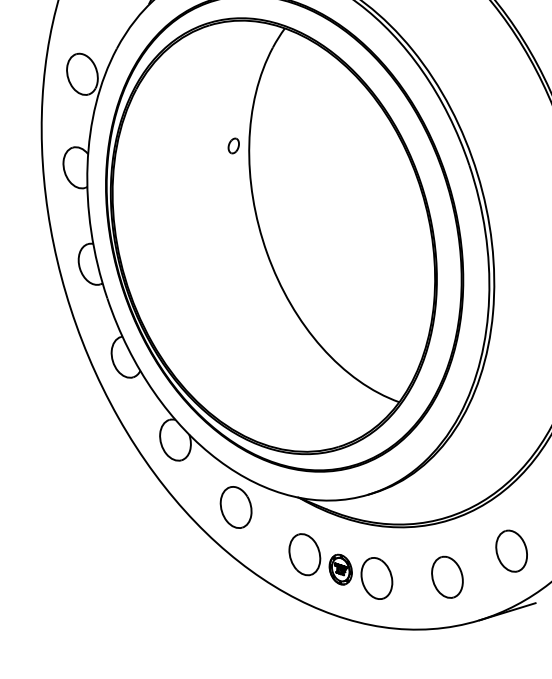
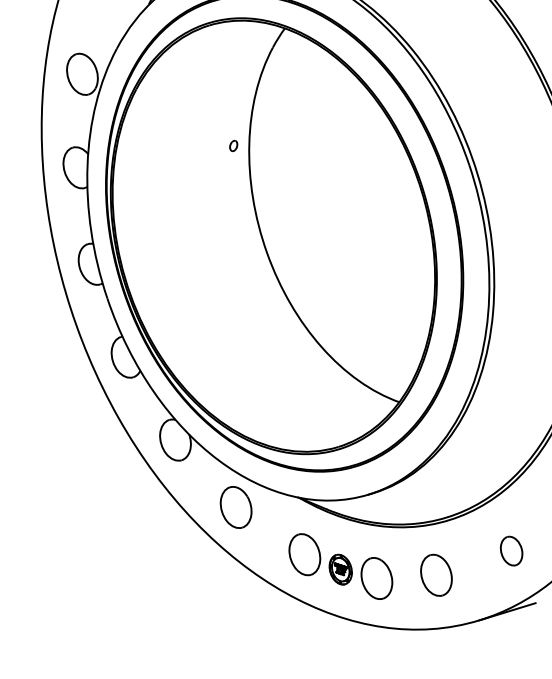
part size: 13x18 px -> 10x13 px (233, 145)
part size: 33x44 px -> 25x32 px (511, 550)
part position: (447, 576) -> (436, 574) (436, 574)
